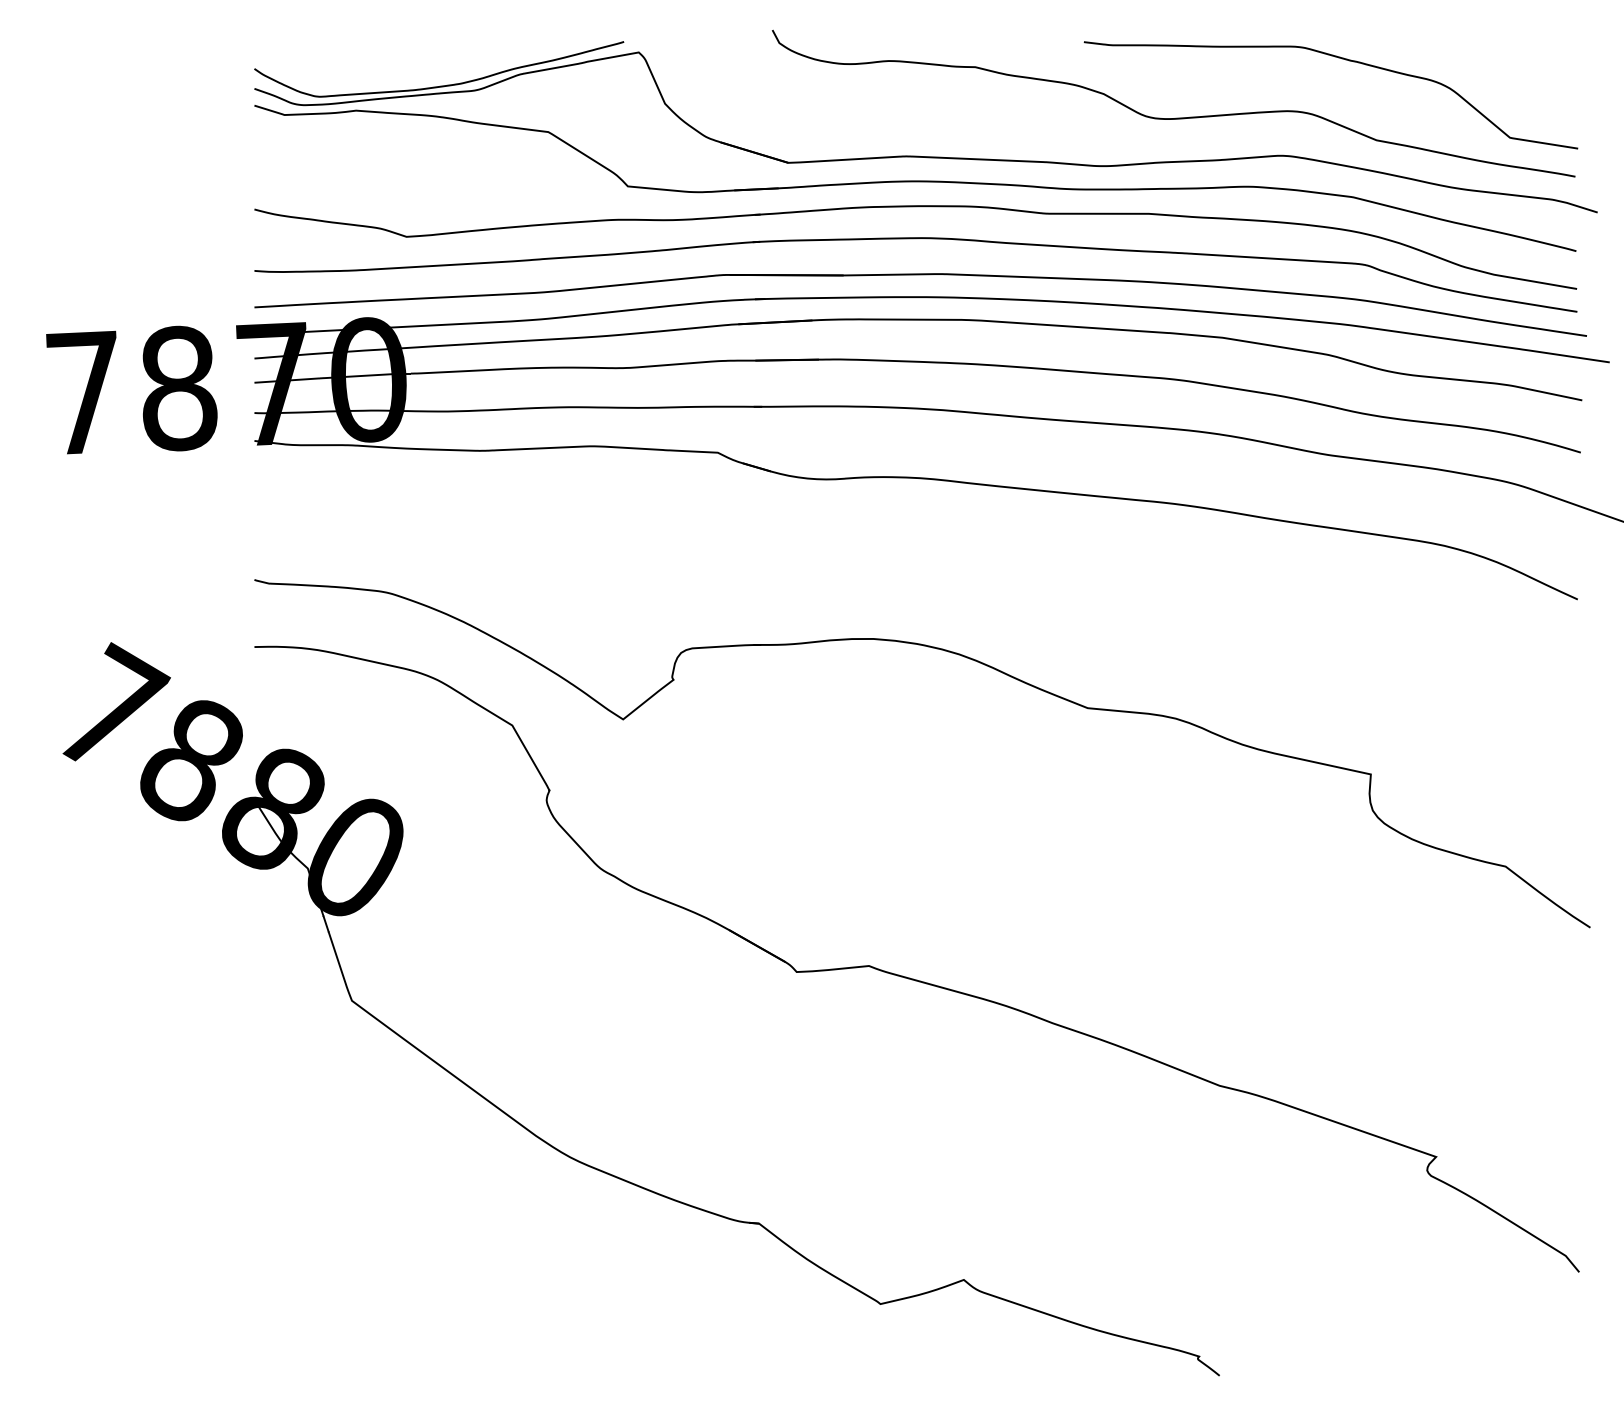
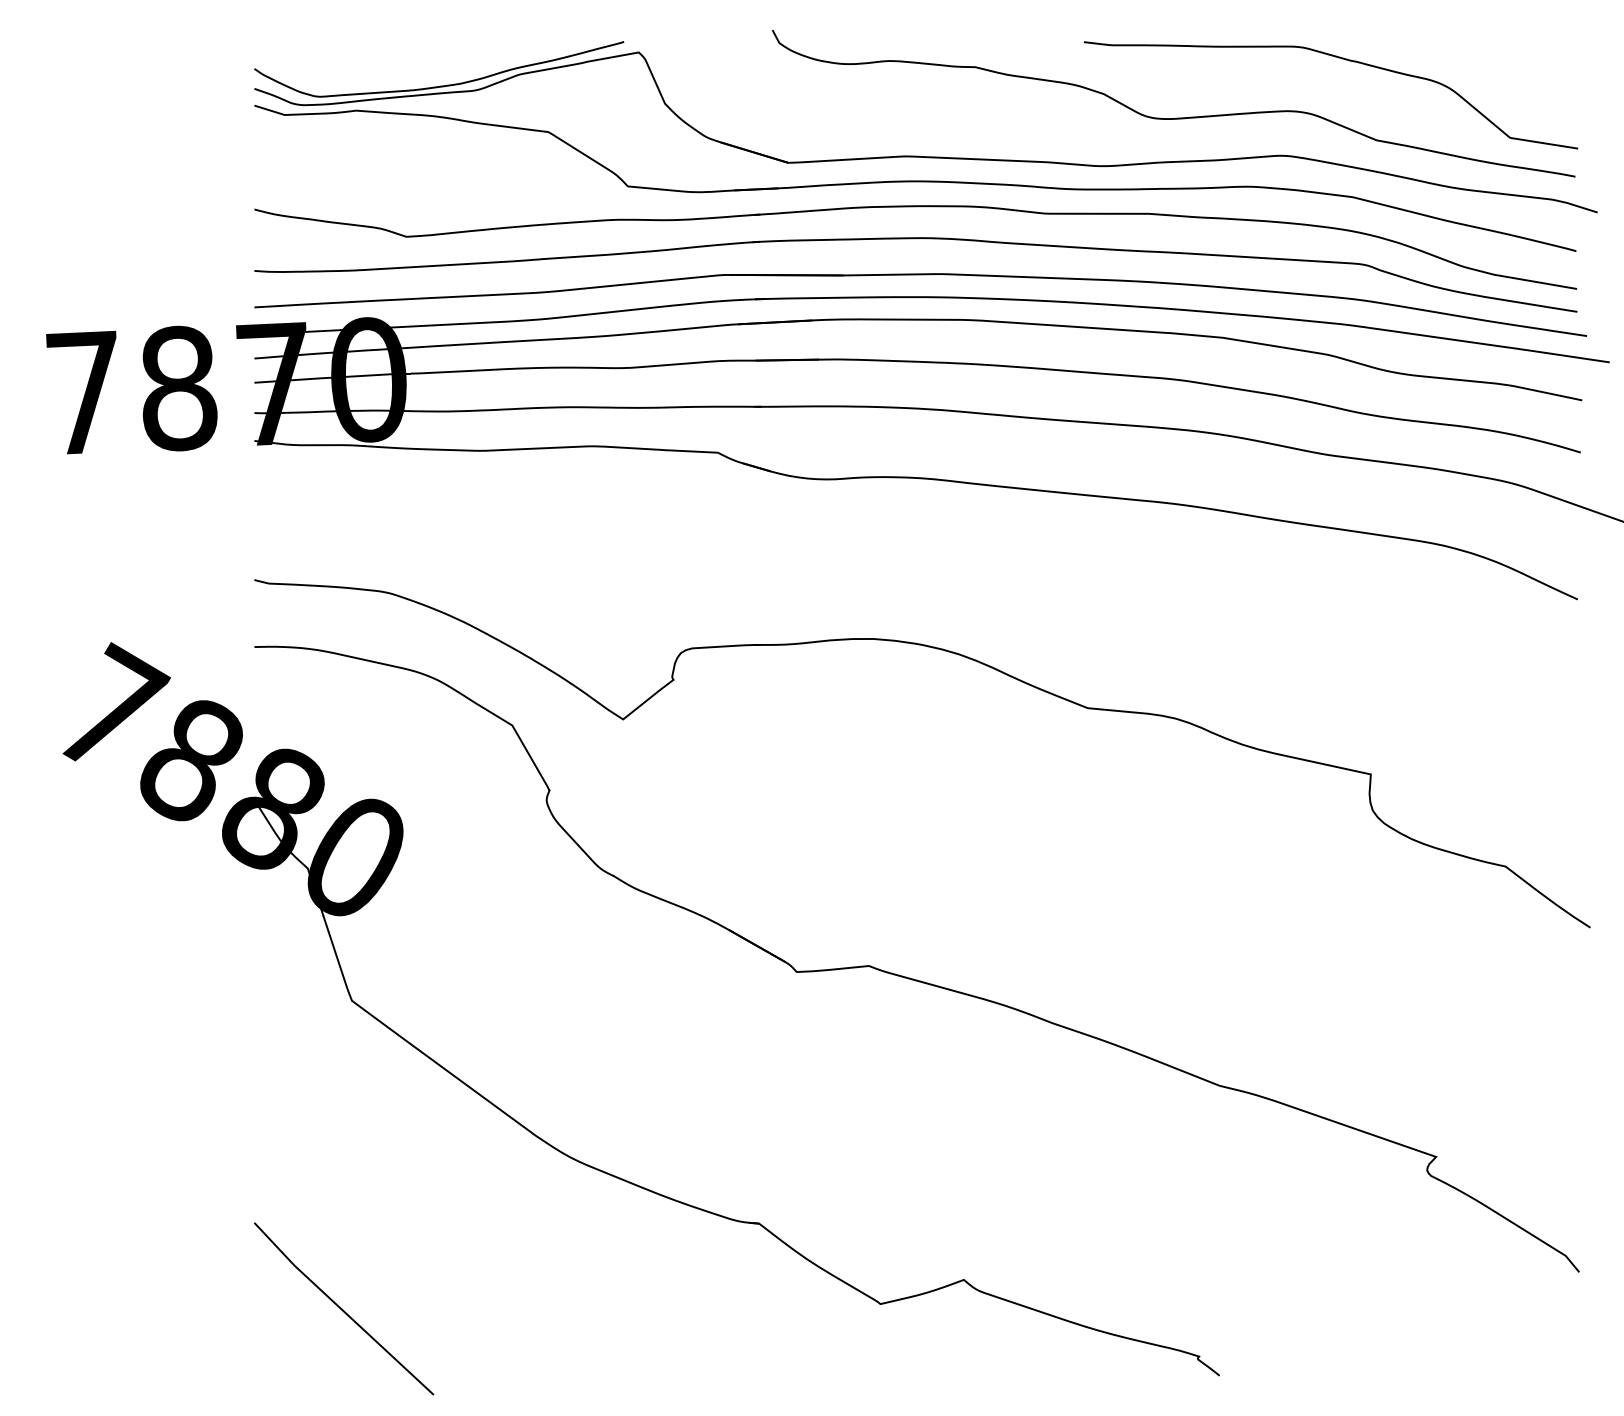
curve: none -> present (343, 1309)
